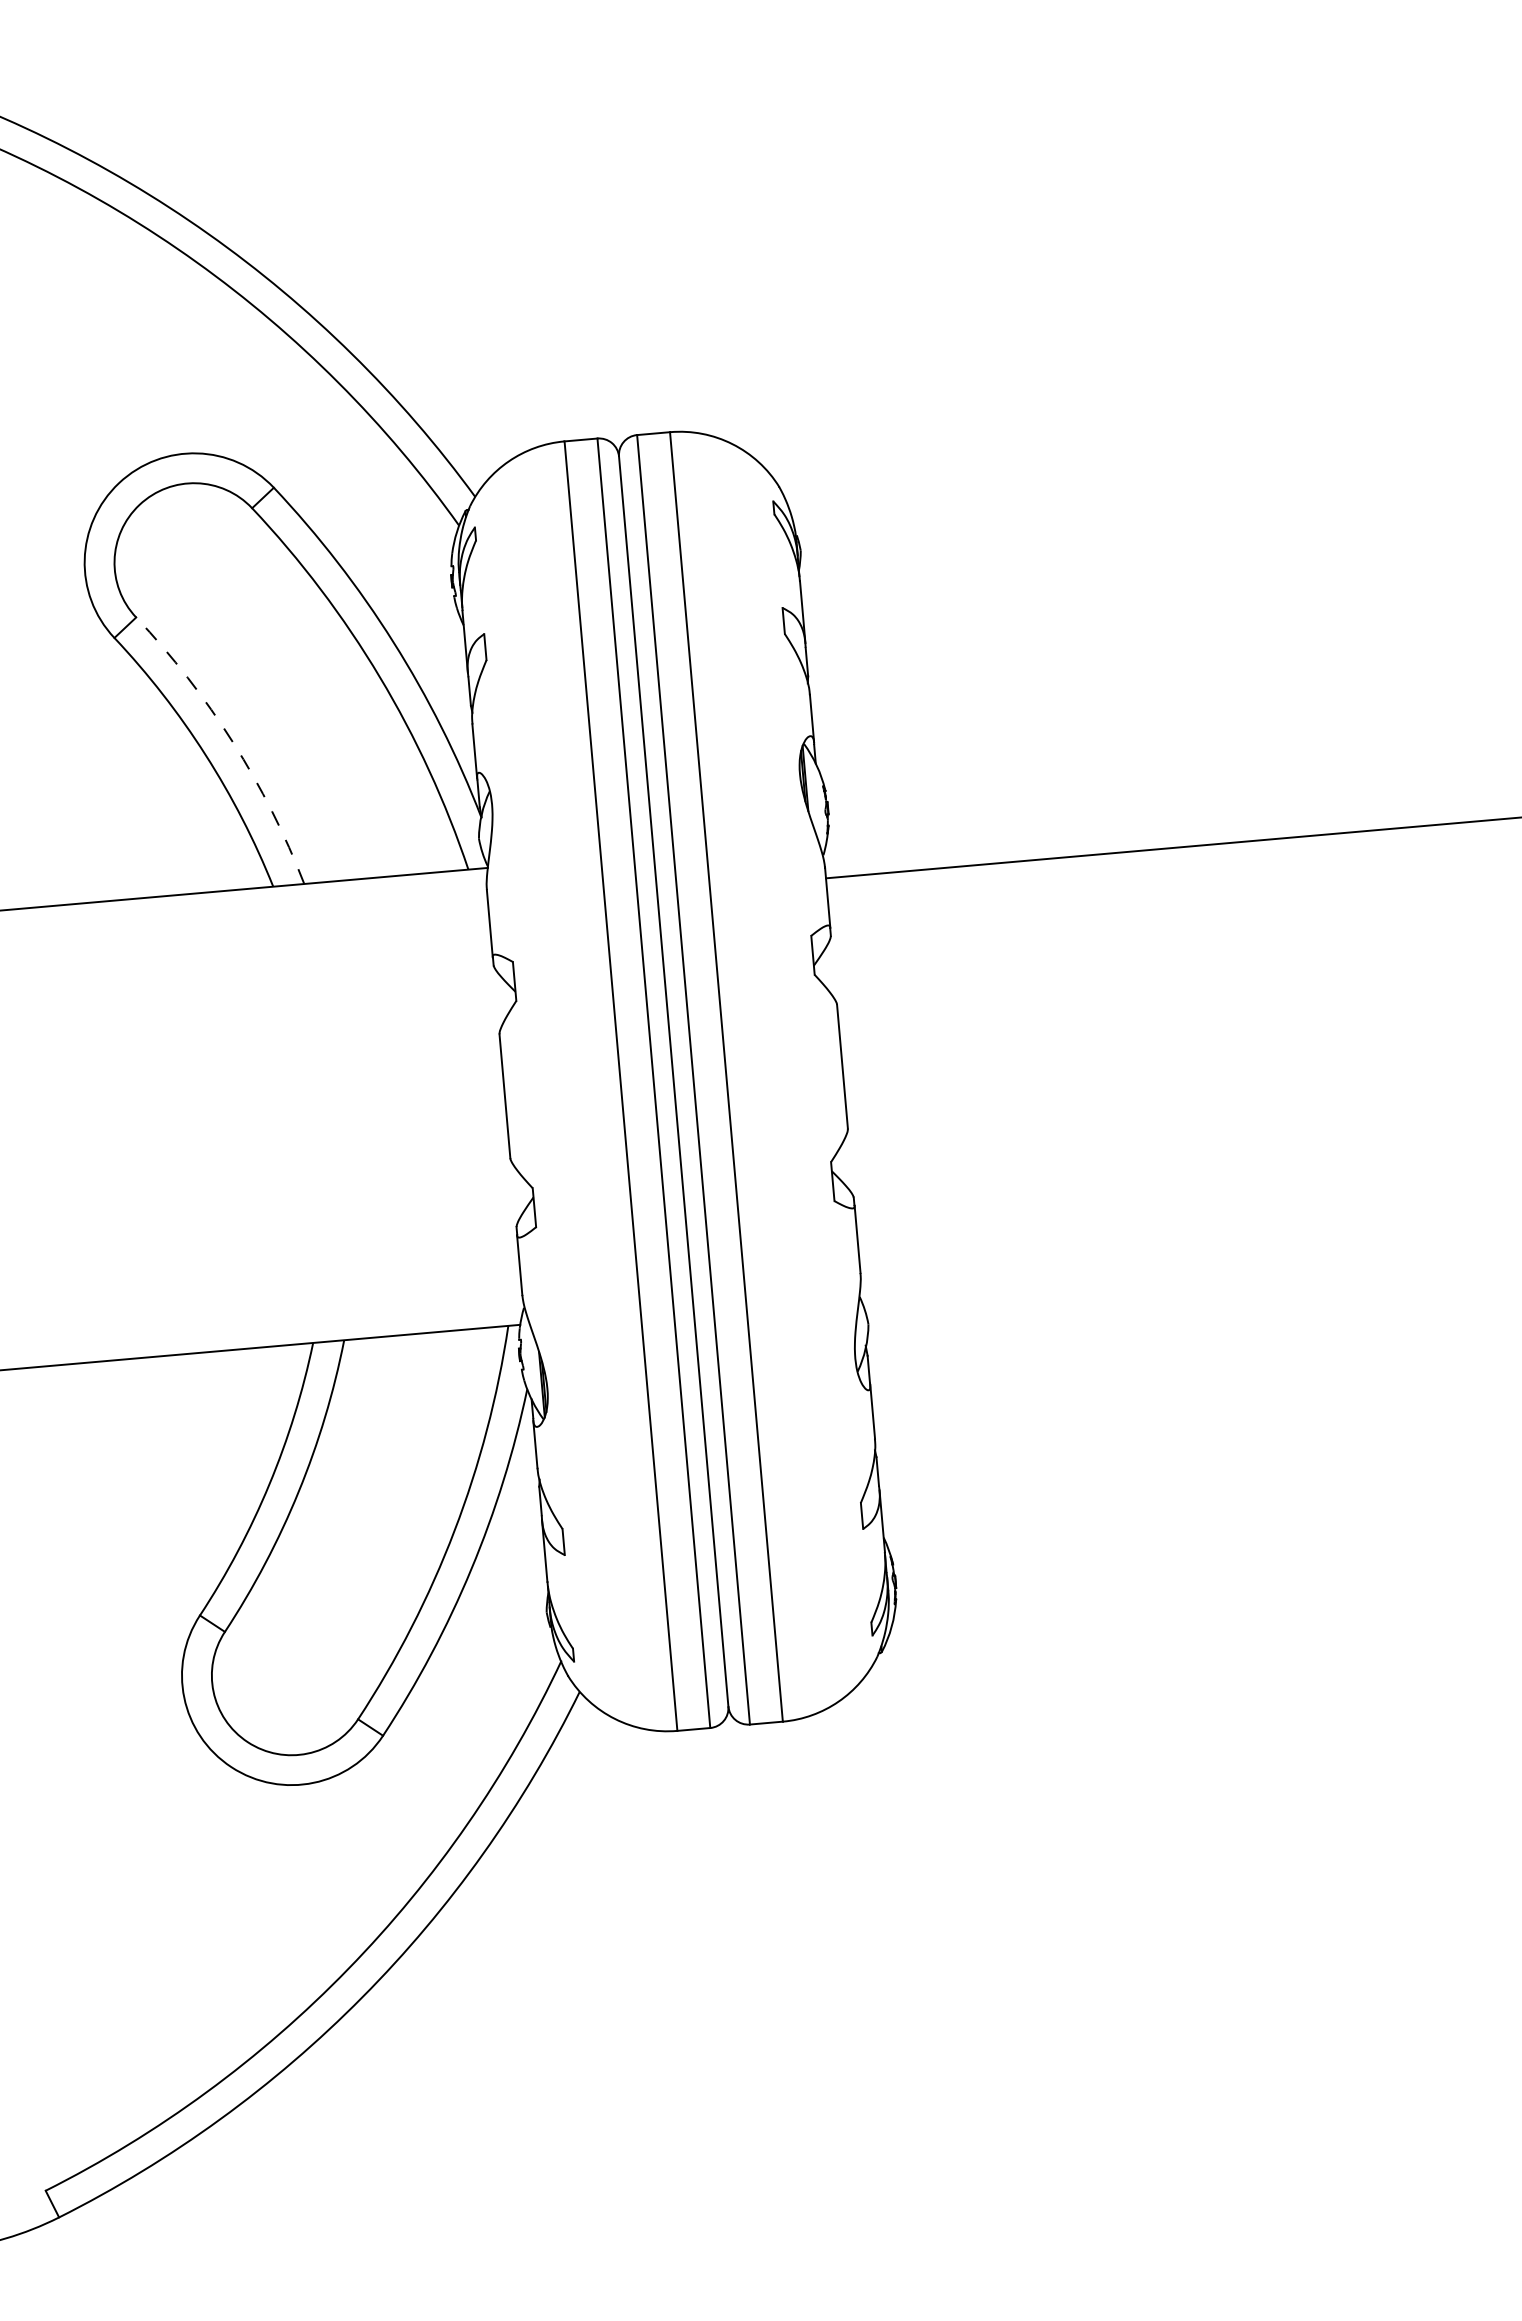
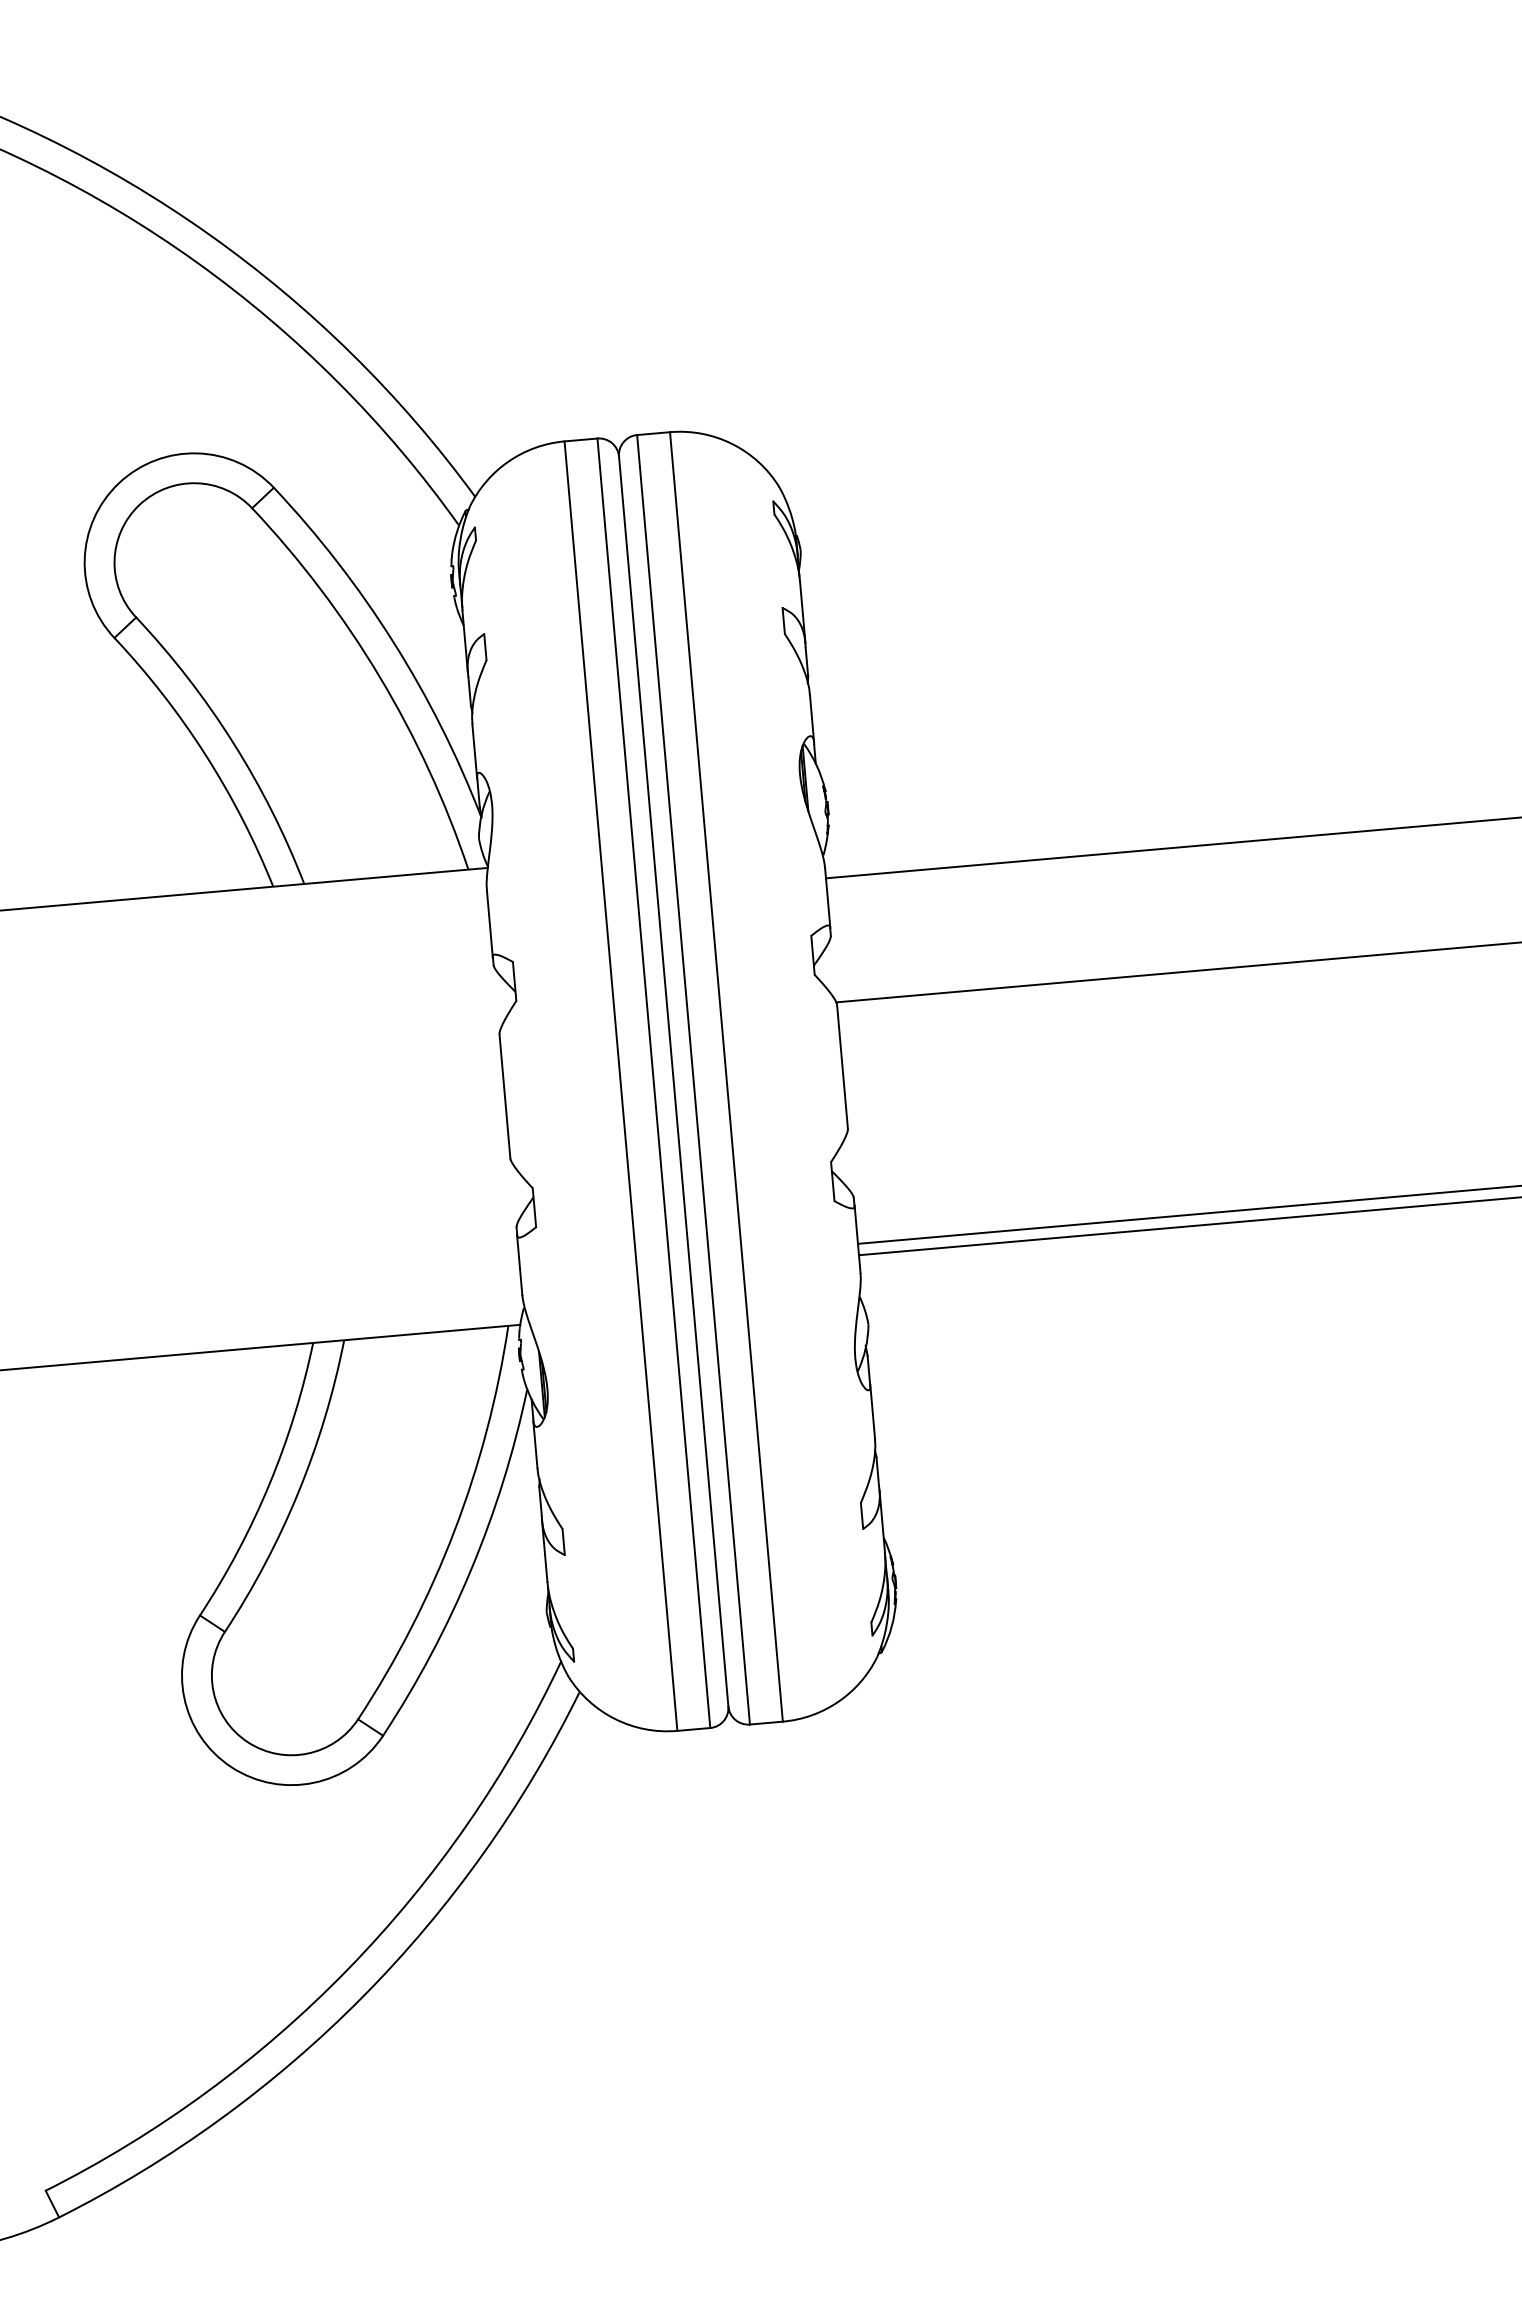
arc: dashed -> solid (233, 742)
line: none -> present (1177, 972)
line: none -> present (1187, 1214)
line: none -> present (1188, 1226)
